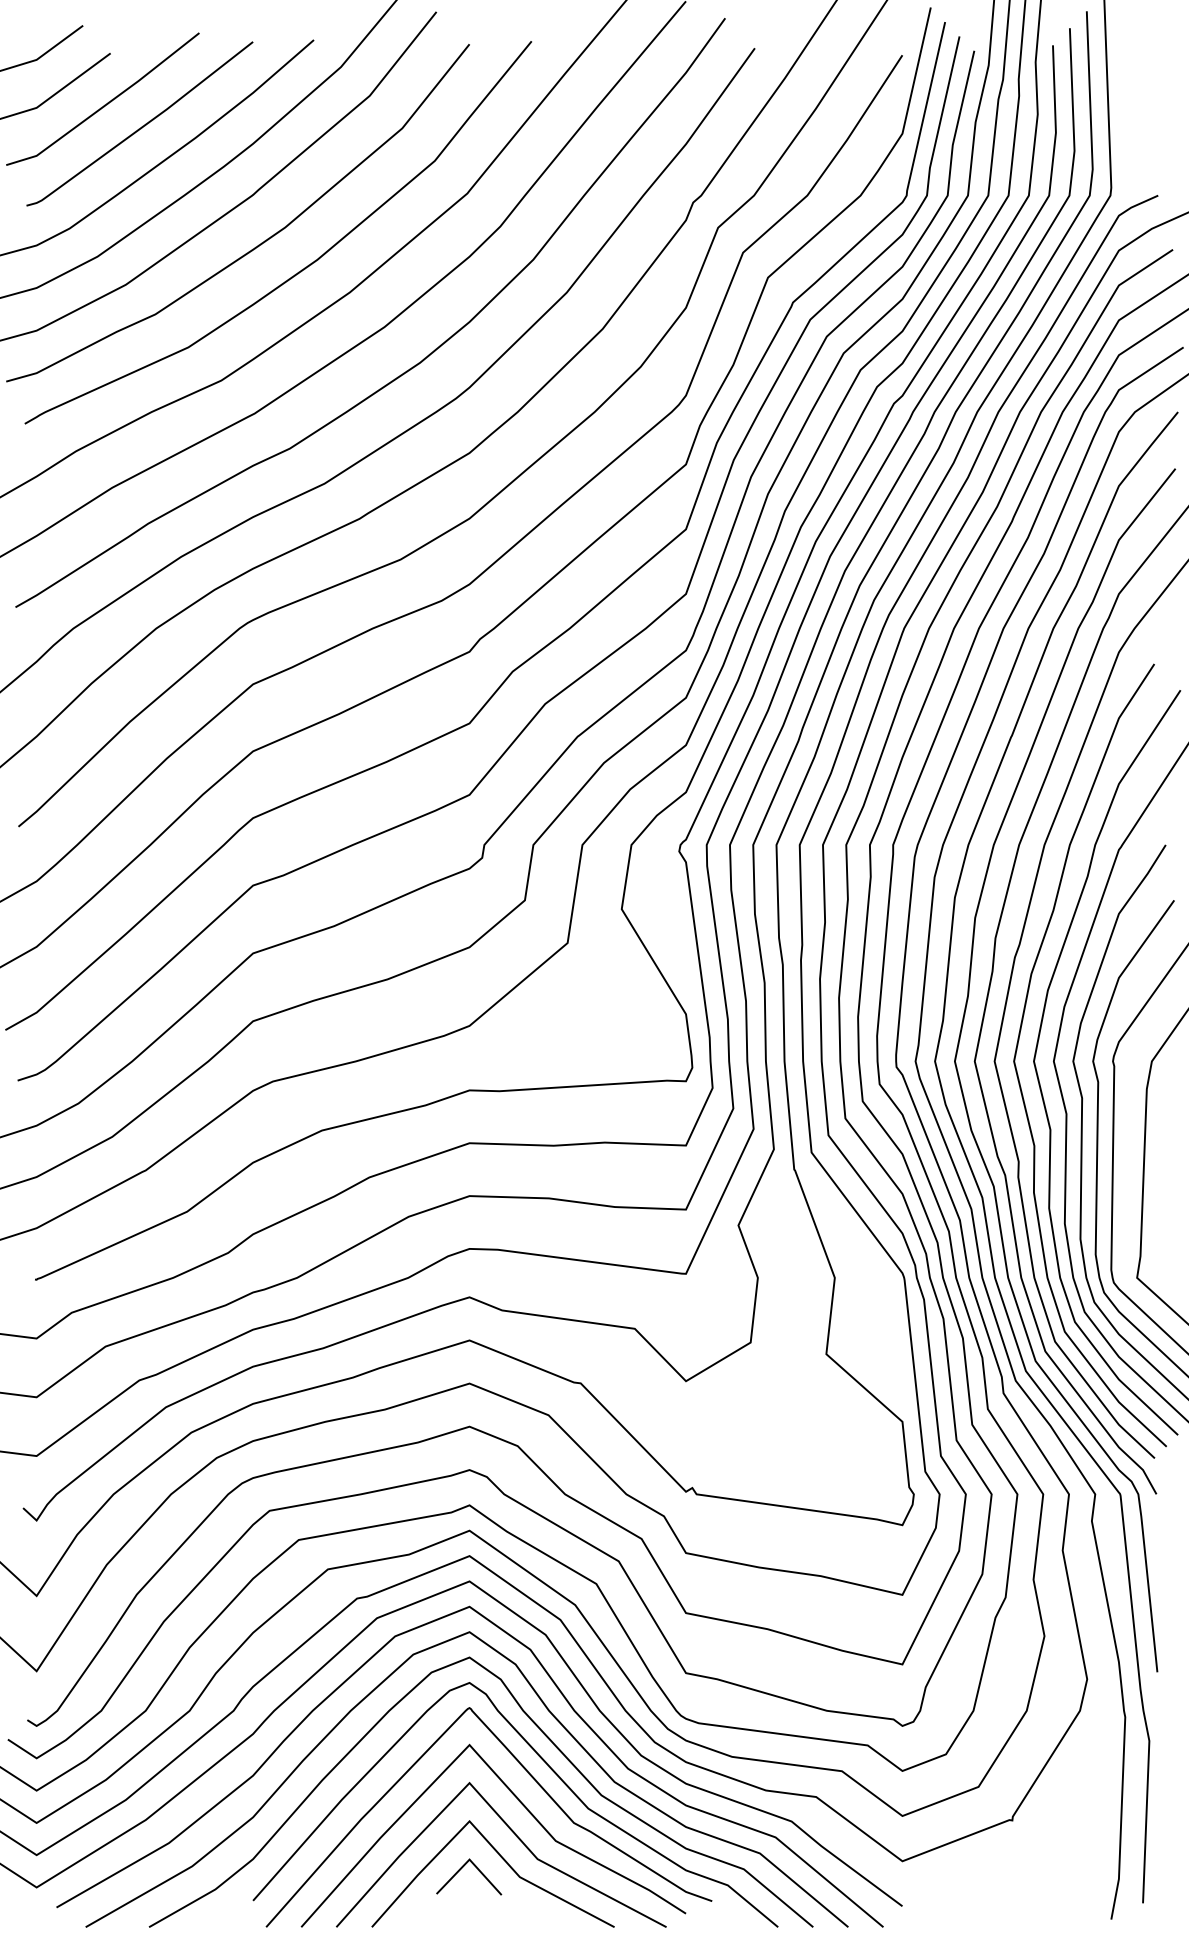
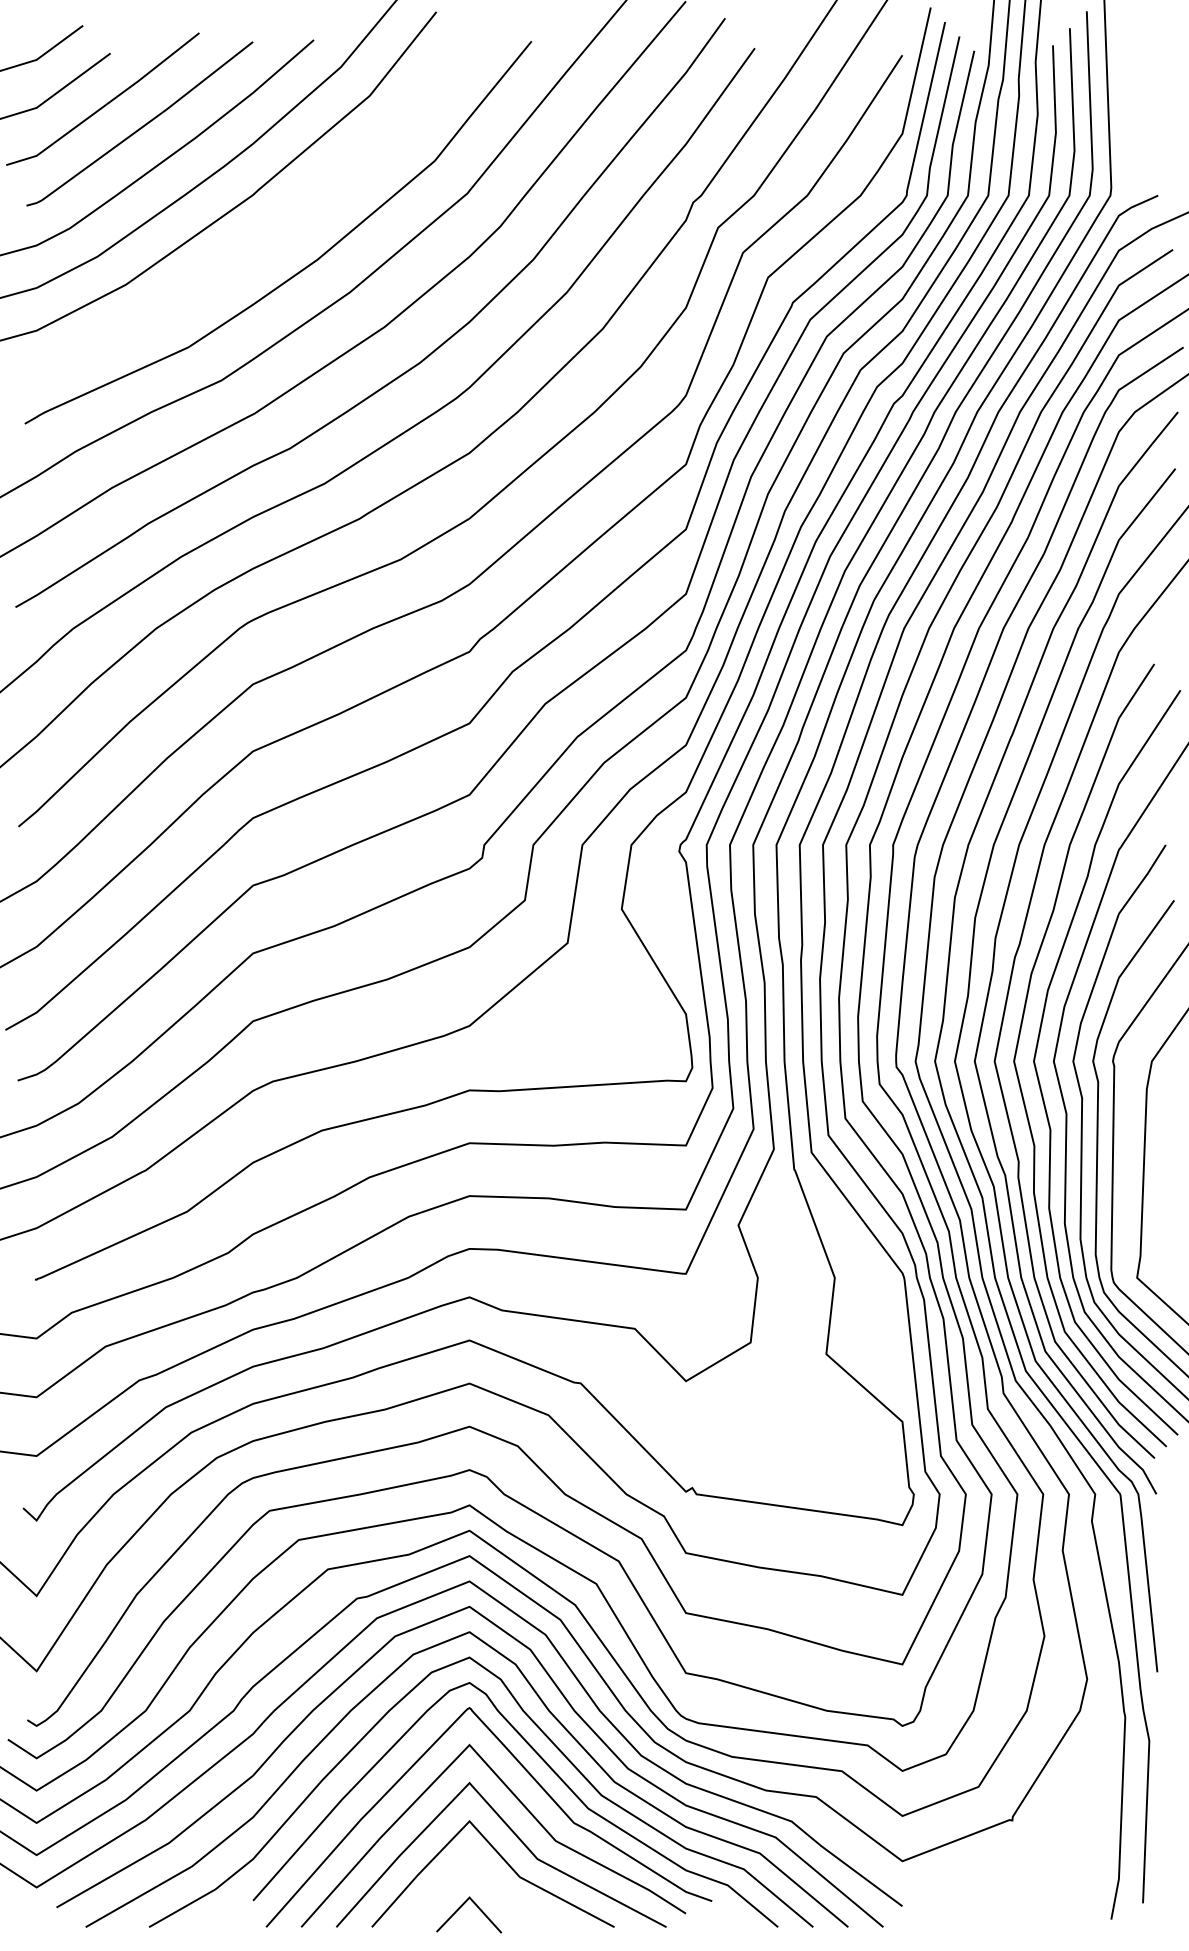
curve: present -> none (258, 244)
line position: (462, 1868) -> (462, 1906) (462, 1906)
